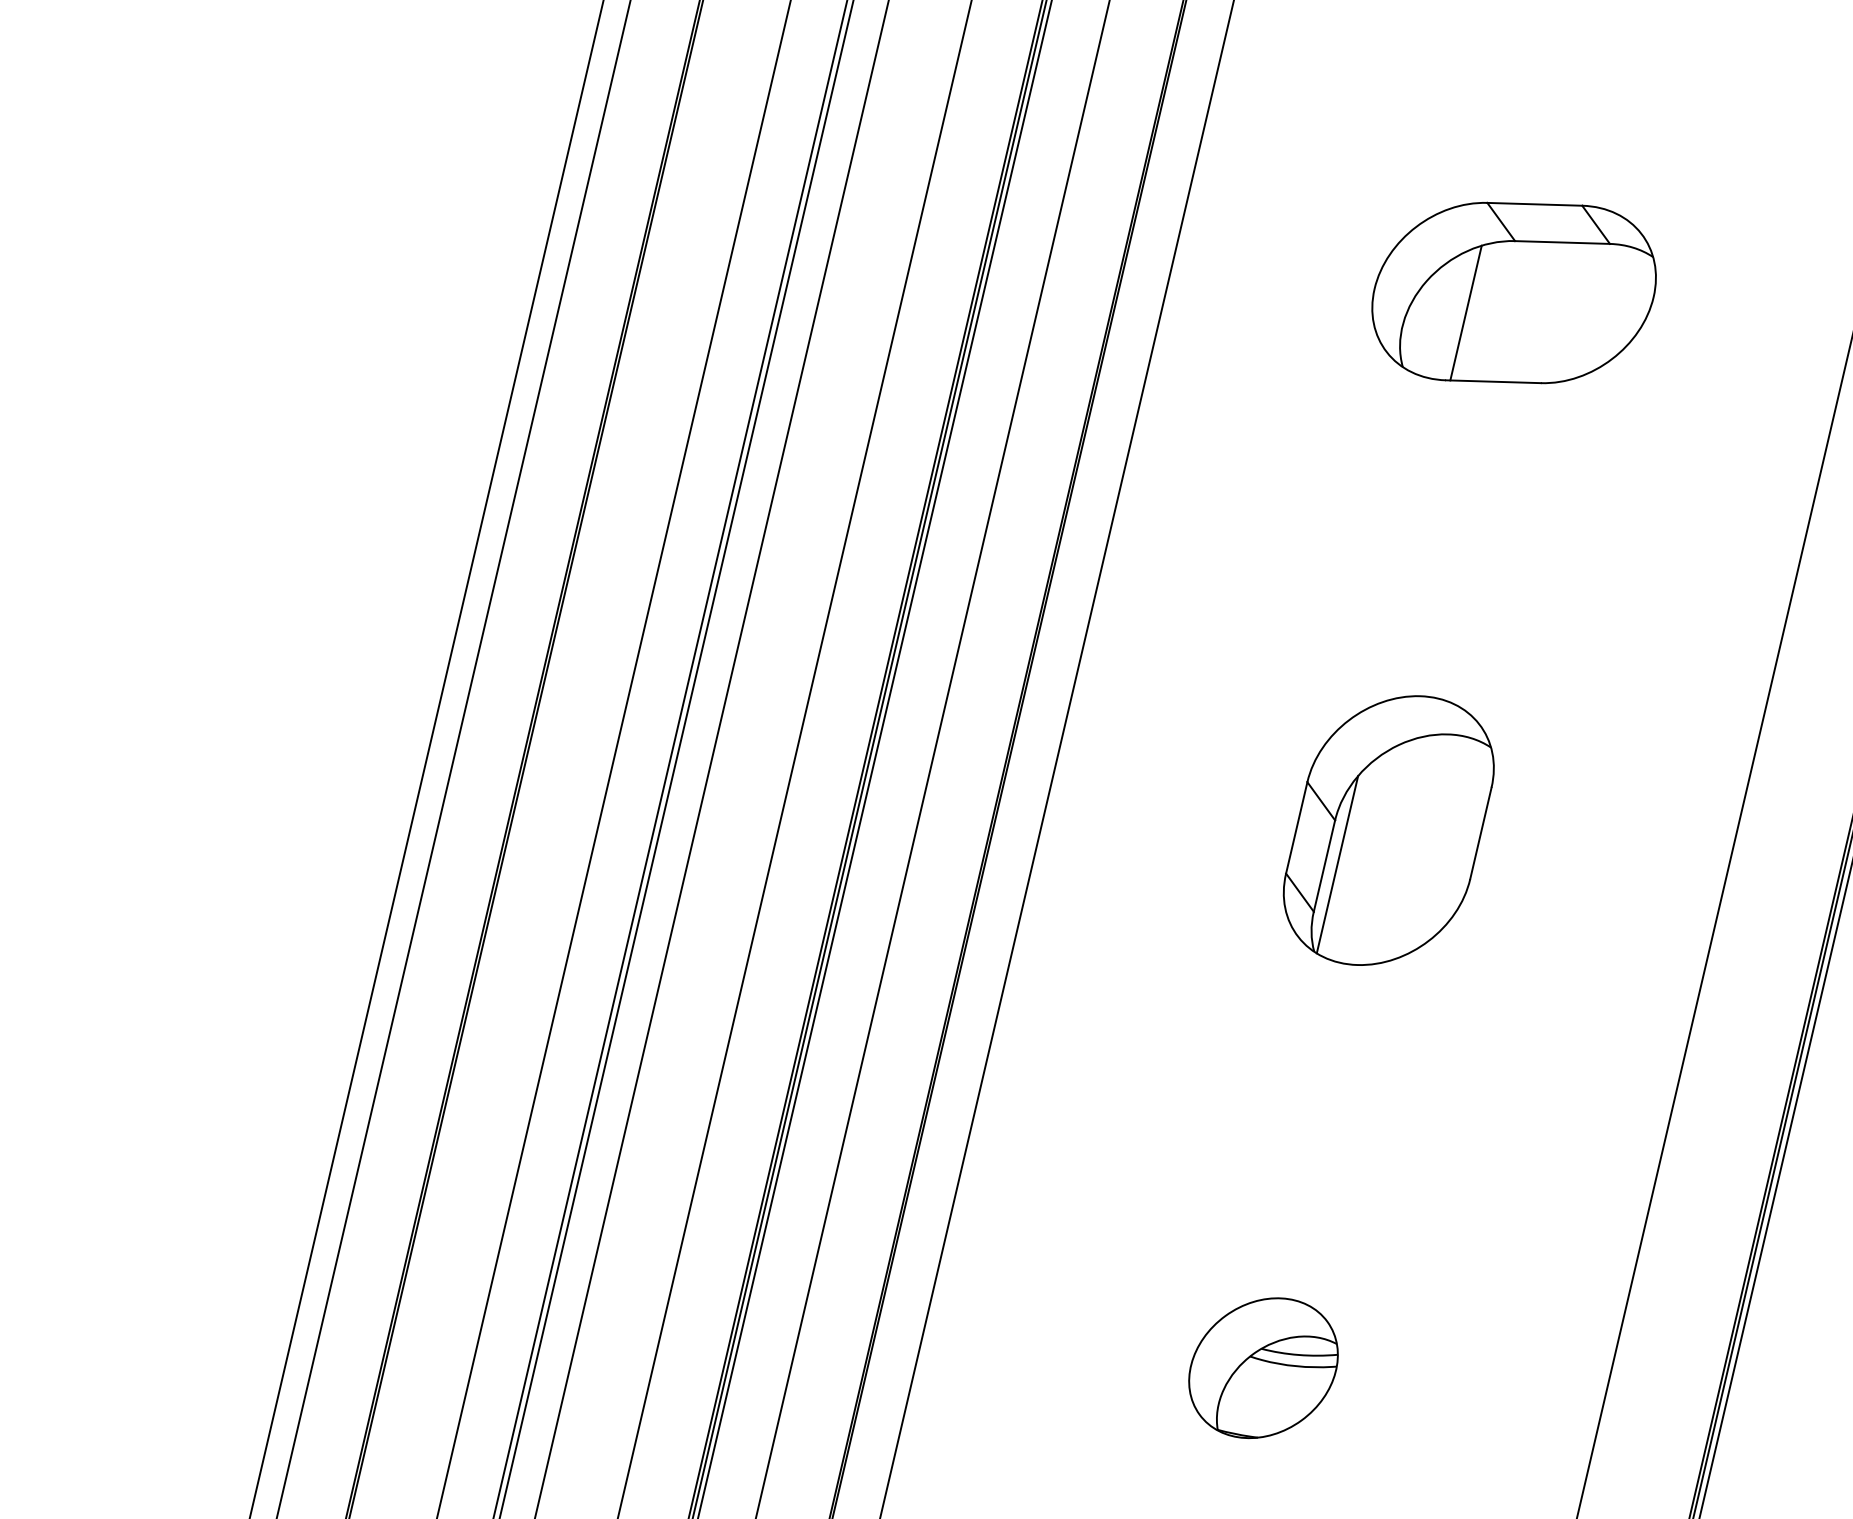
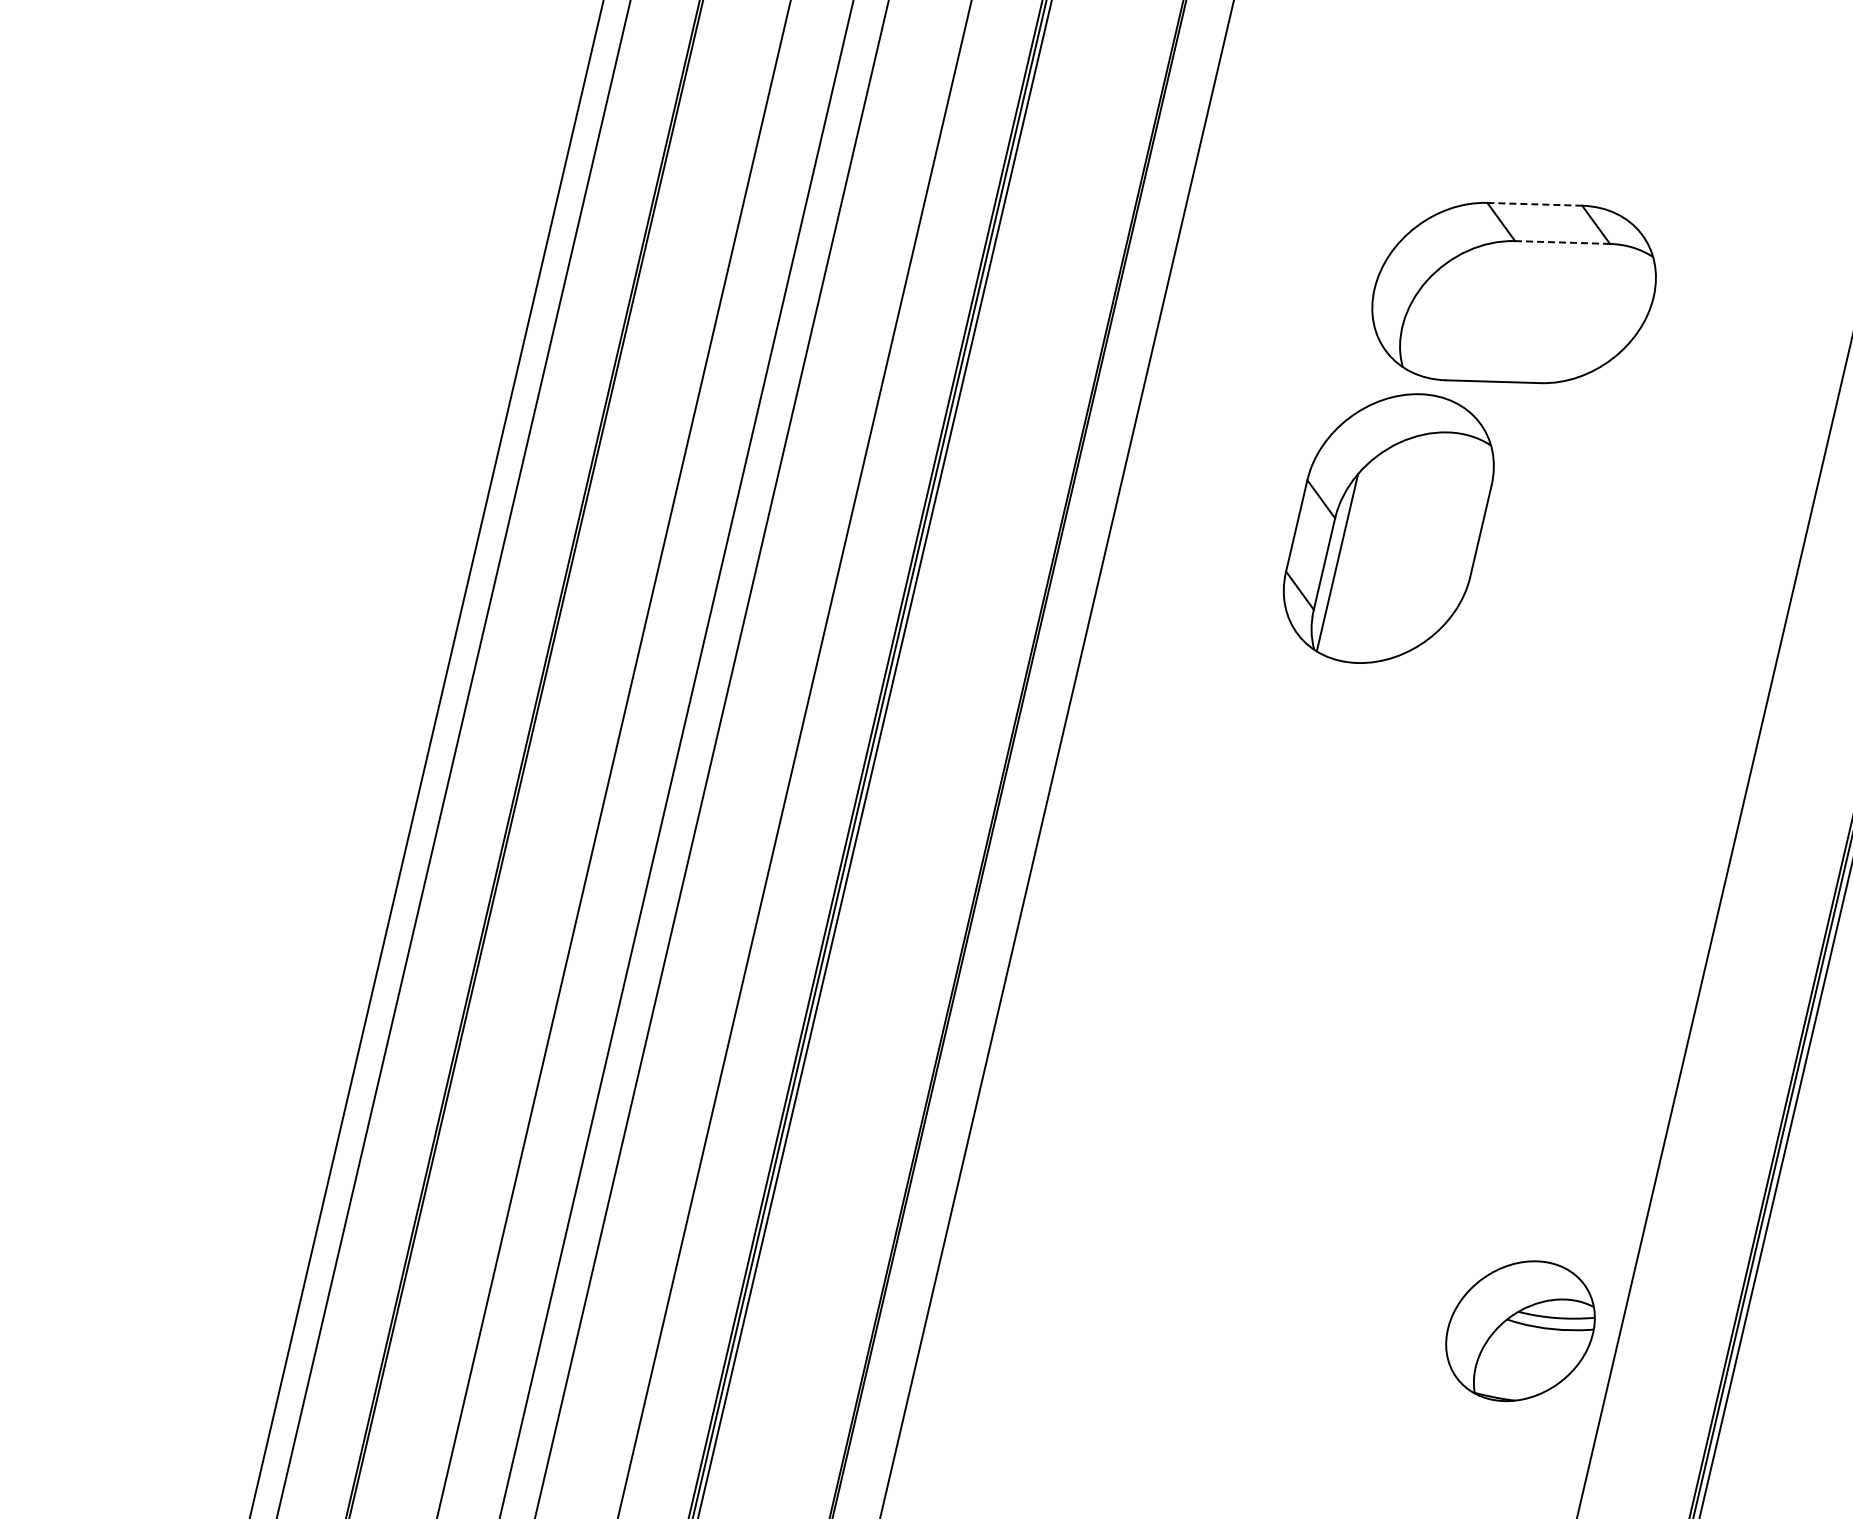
line: solid -> dashed (1535, 204)
line: solid -> dashed (1562, 242)
line: present -> none (1465, 312)
line: present -> none (670, 758)
line: present -> none (932, 758)
part position: (1388, 830) -> (1388, 528) (1388, 528)
part position: (1263, 1367) -> (1520, 1330) (1520, 1330)
